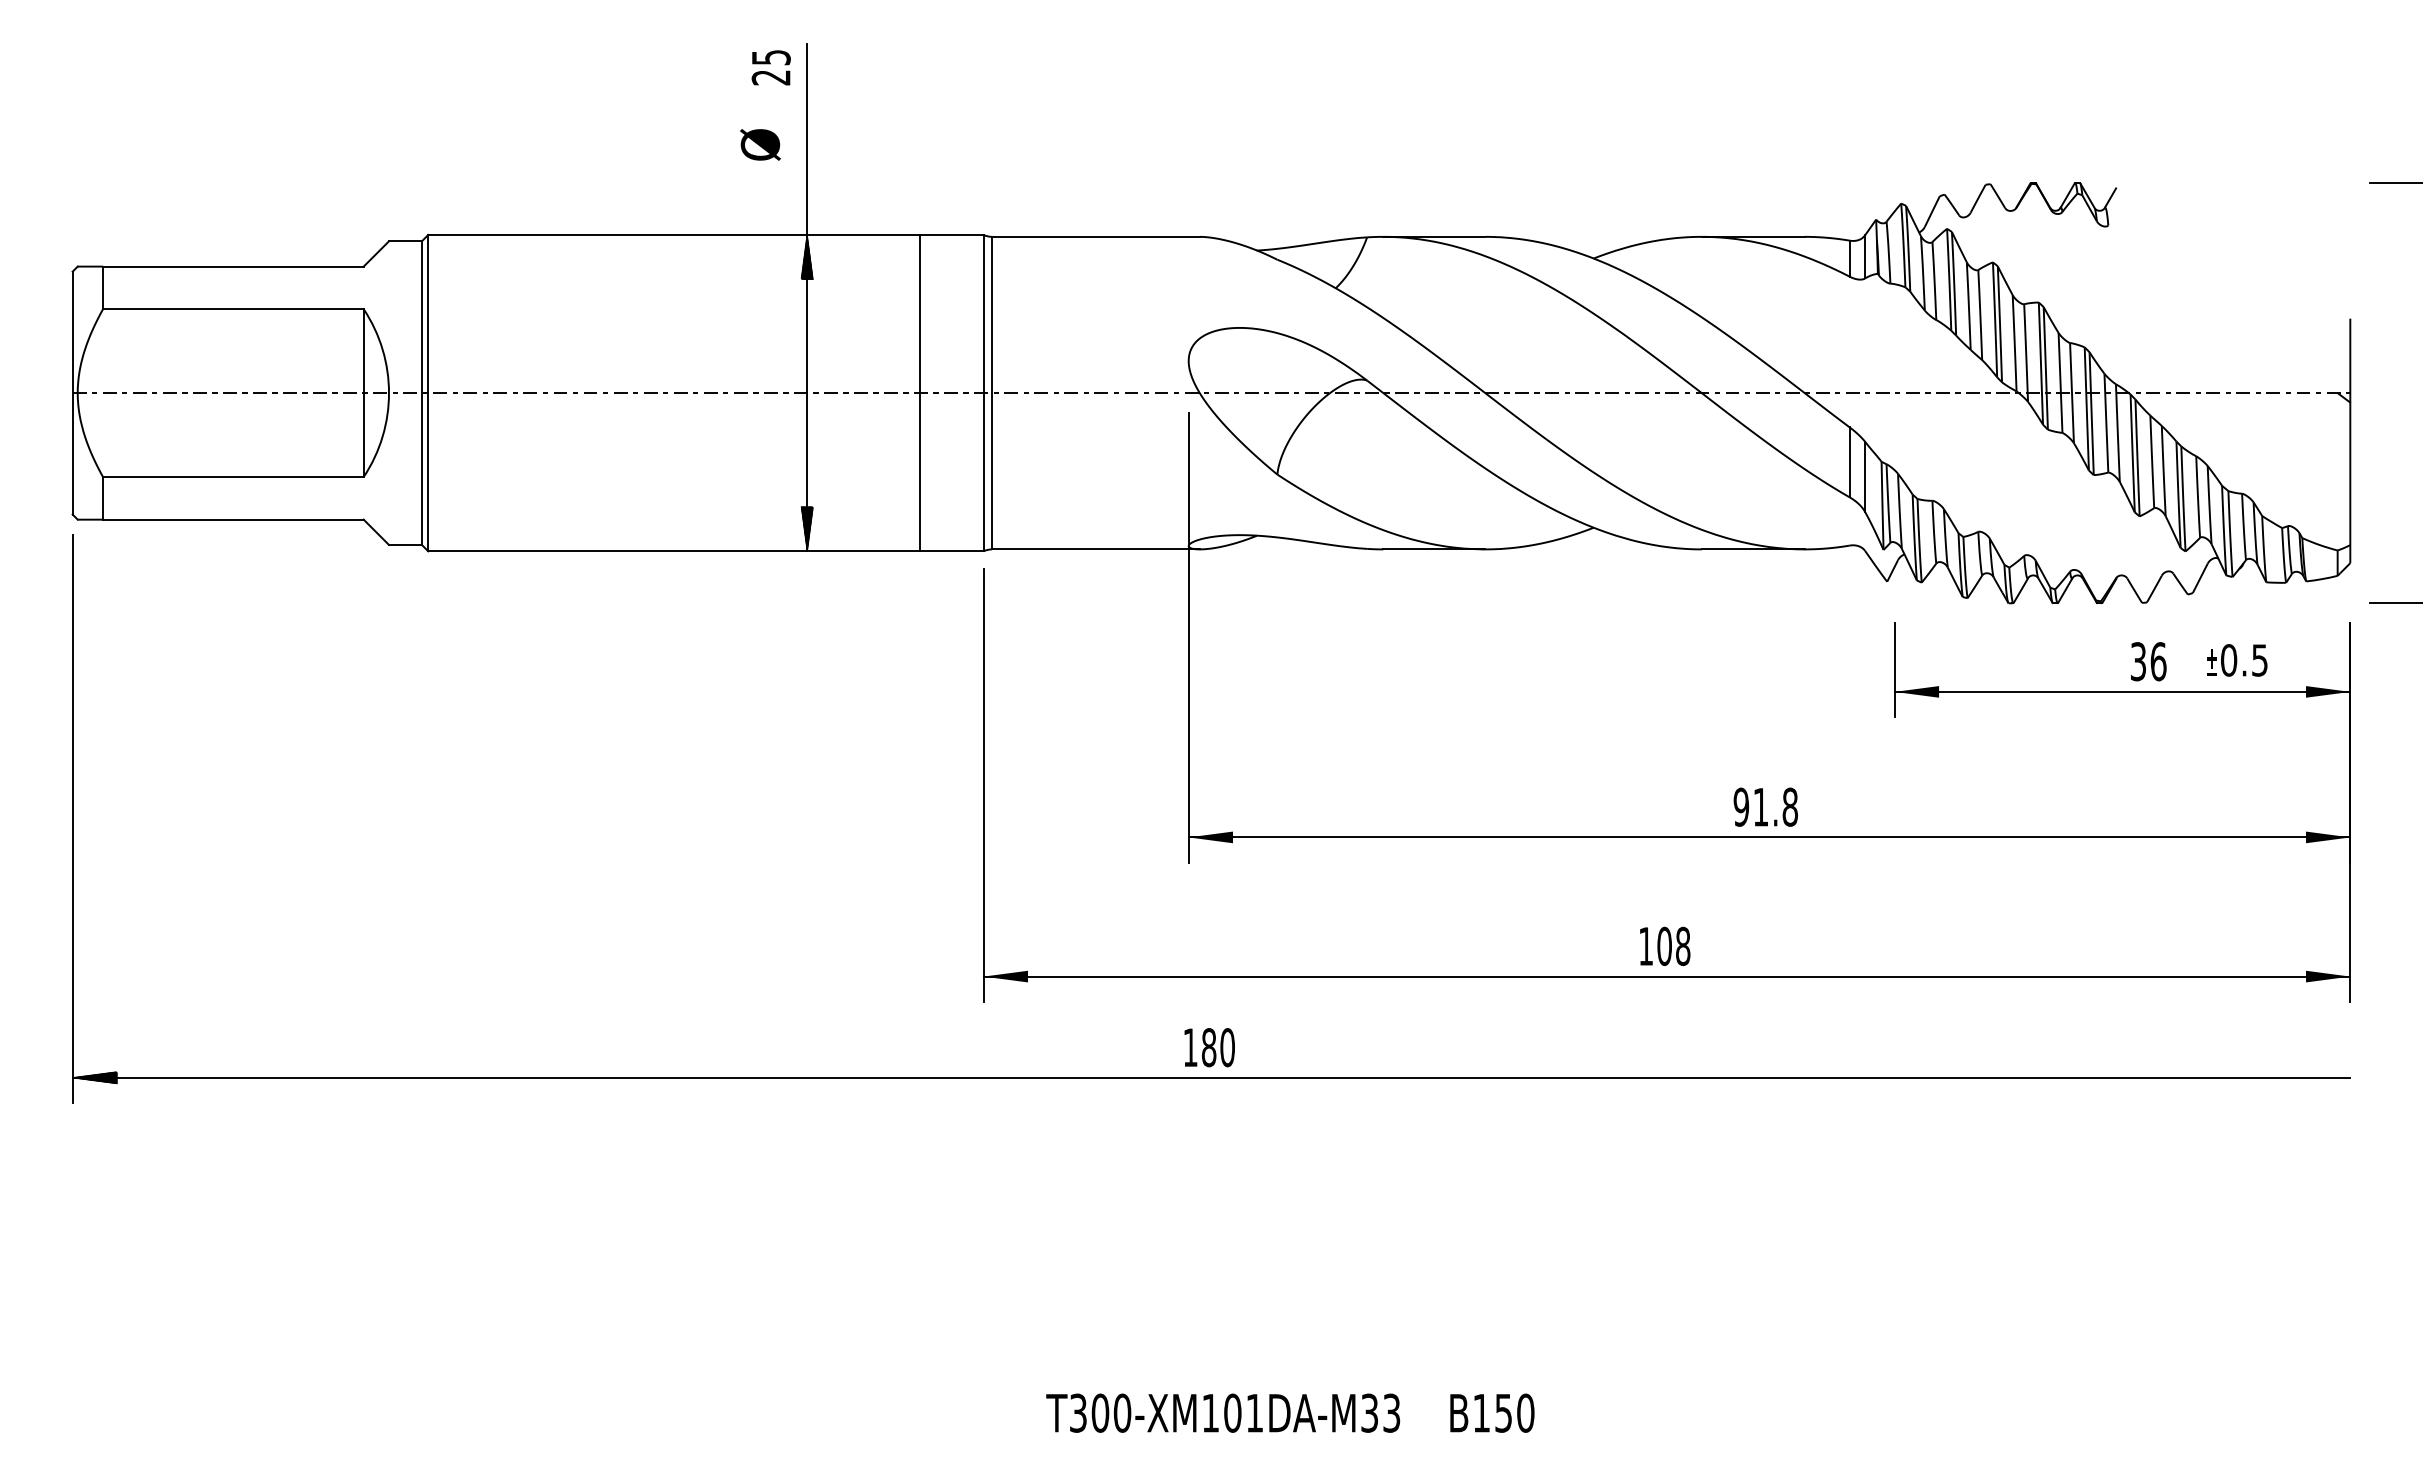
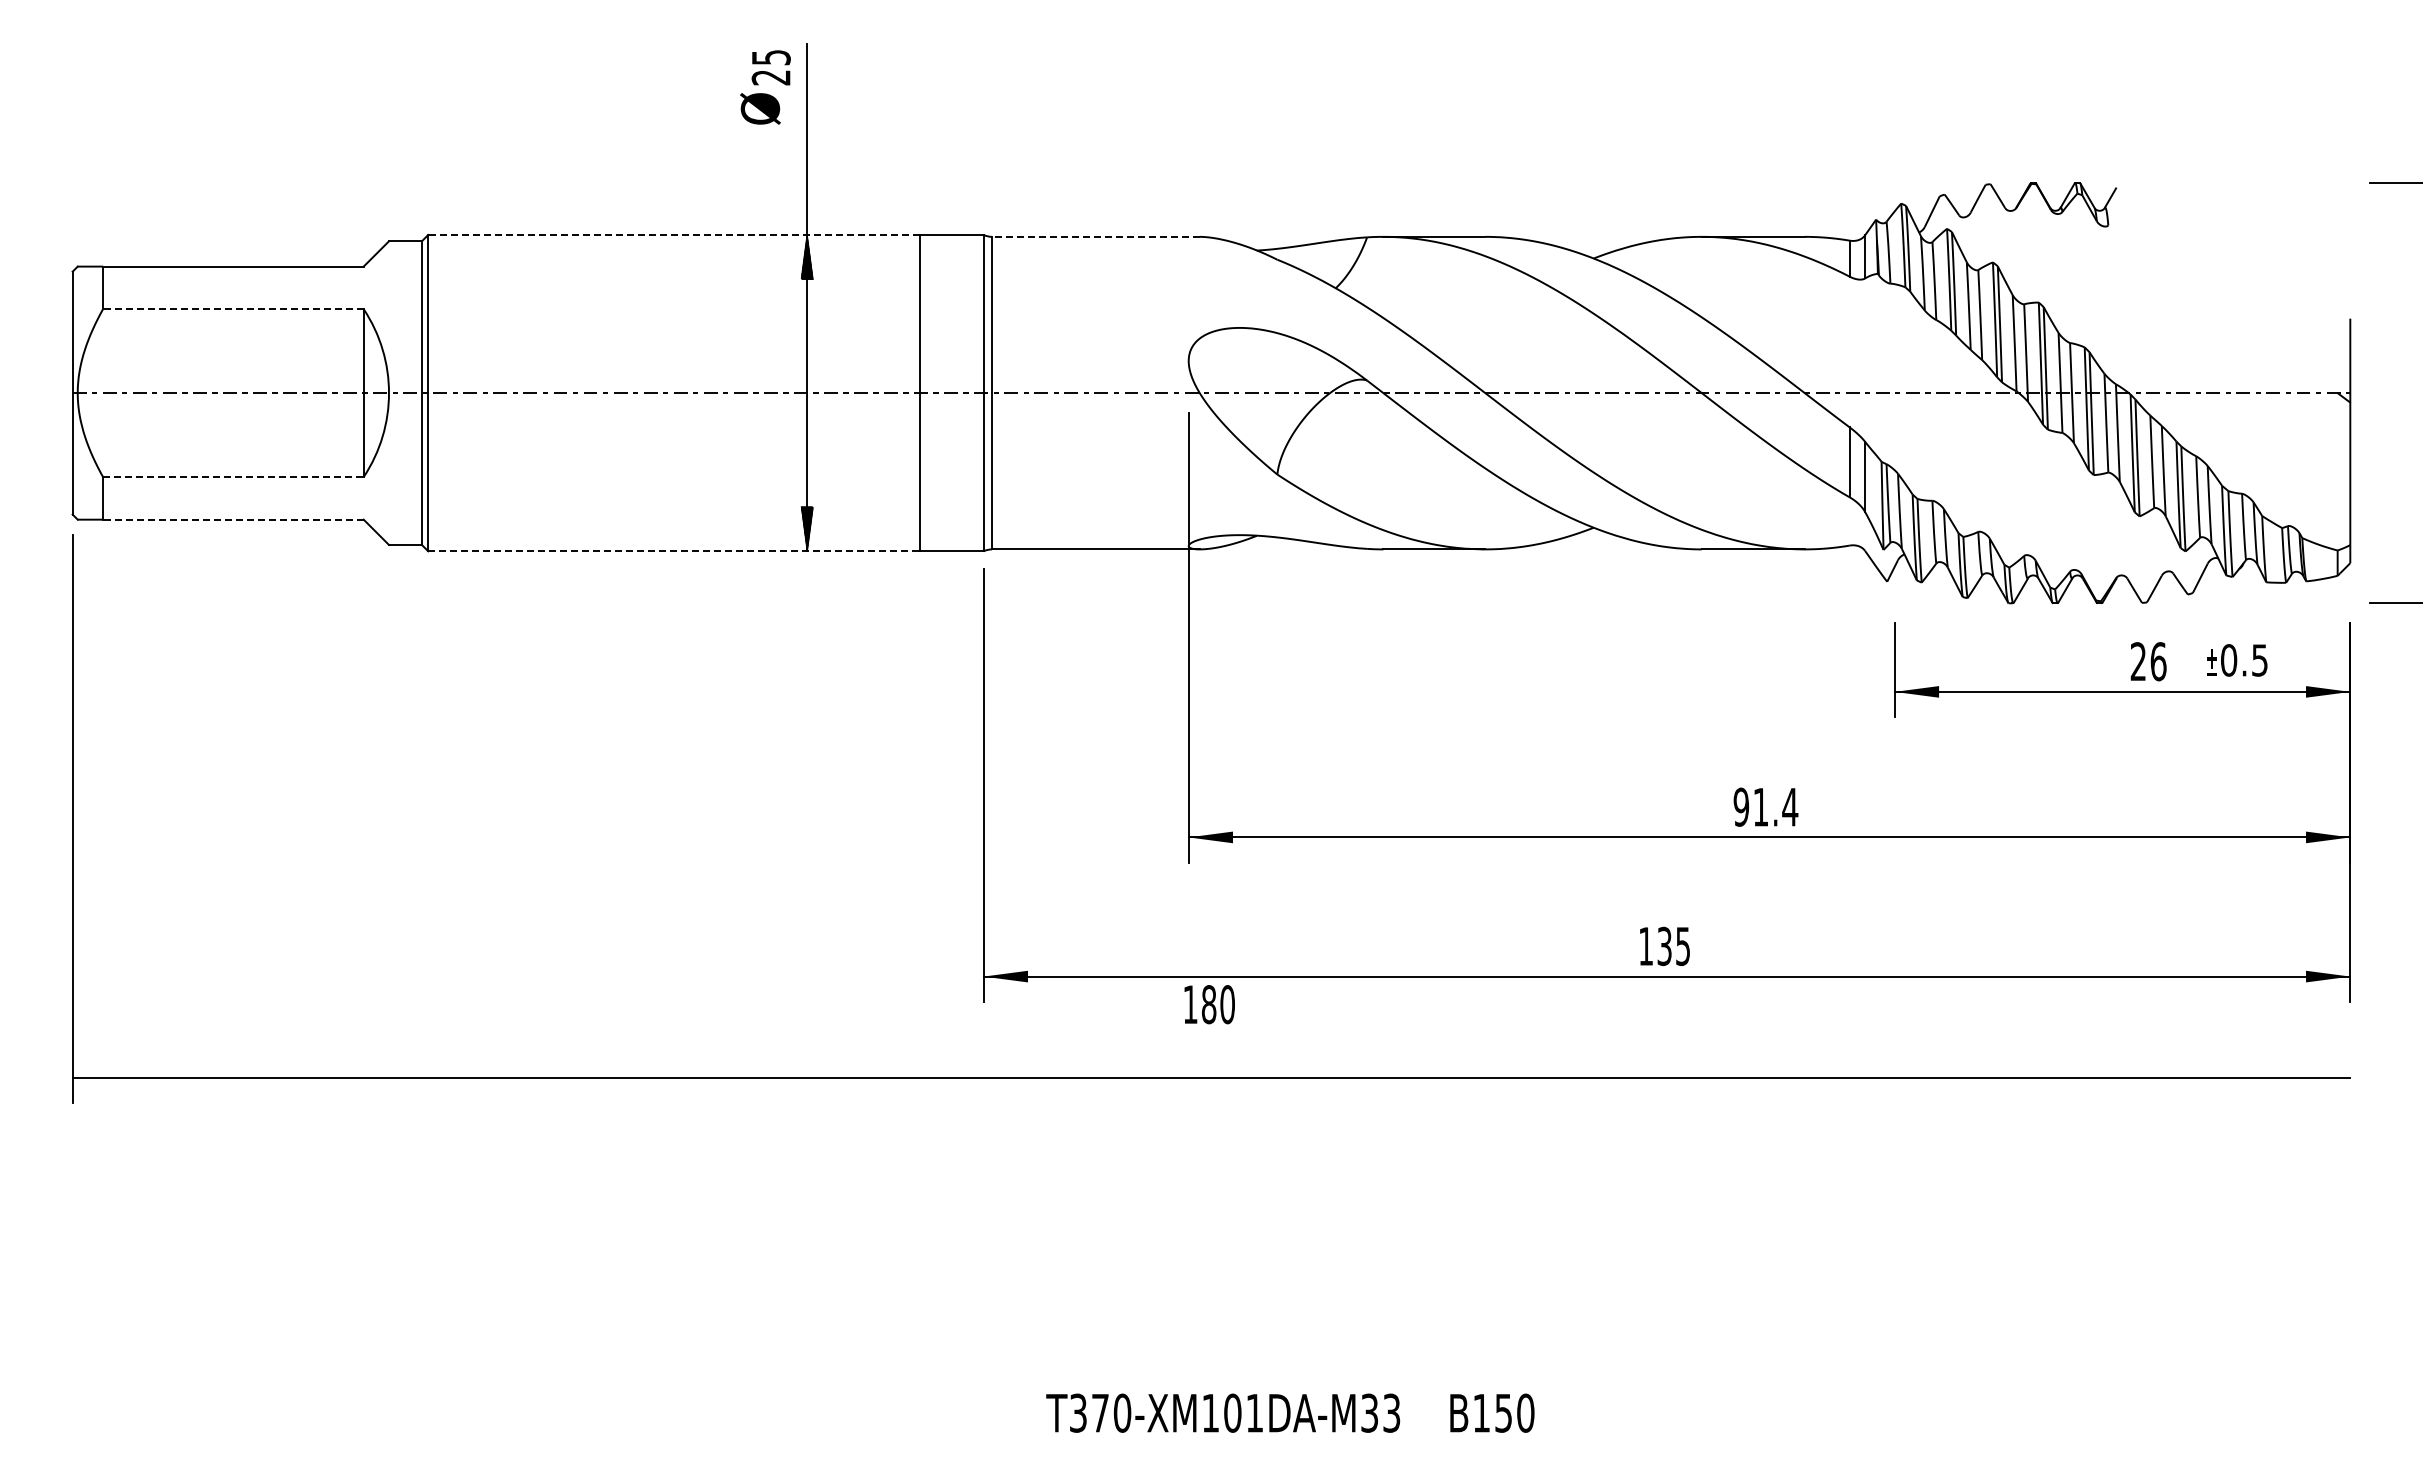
text position: (760, 144) -> (760, 108) (760, 108)
line: solid -> dashed (673, 234)
line: solid -> dashed (1095, 236)
line: solid -> dashed (232, 309)
line: solid -> dashed (233, 477)
line: solid -> dashed (232, 519)
line: solid -> dashed (674, 551)
text: 36 -> 26 (2137, 661)
text: 91.8 -> 91.4 (1790, 806)
text: 108 -> 135 (1673, 946)
text position: (1209, 1047) -> (1209, 1004) (1209, 1004)
hatch: present -> none (94, 1077)
text: T300-XM101DA-M33 -> T370-XM101DA-M33 (1100, 1412)
